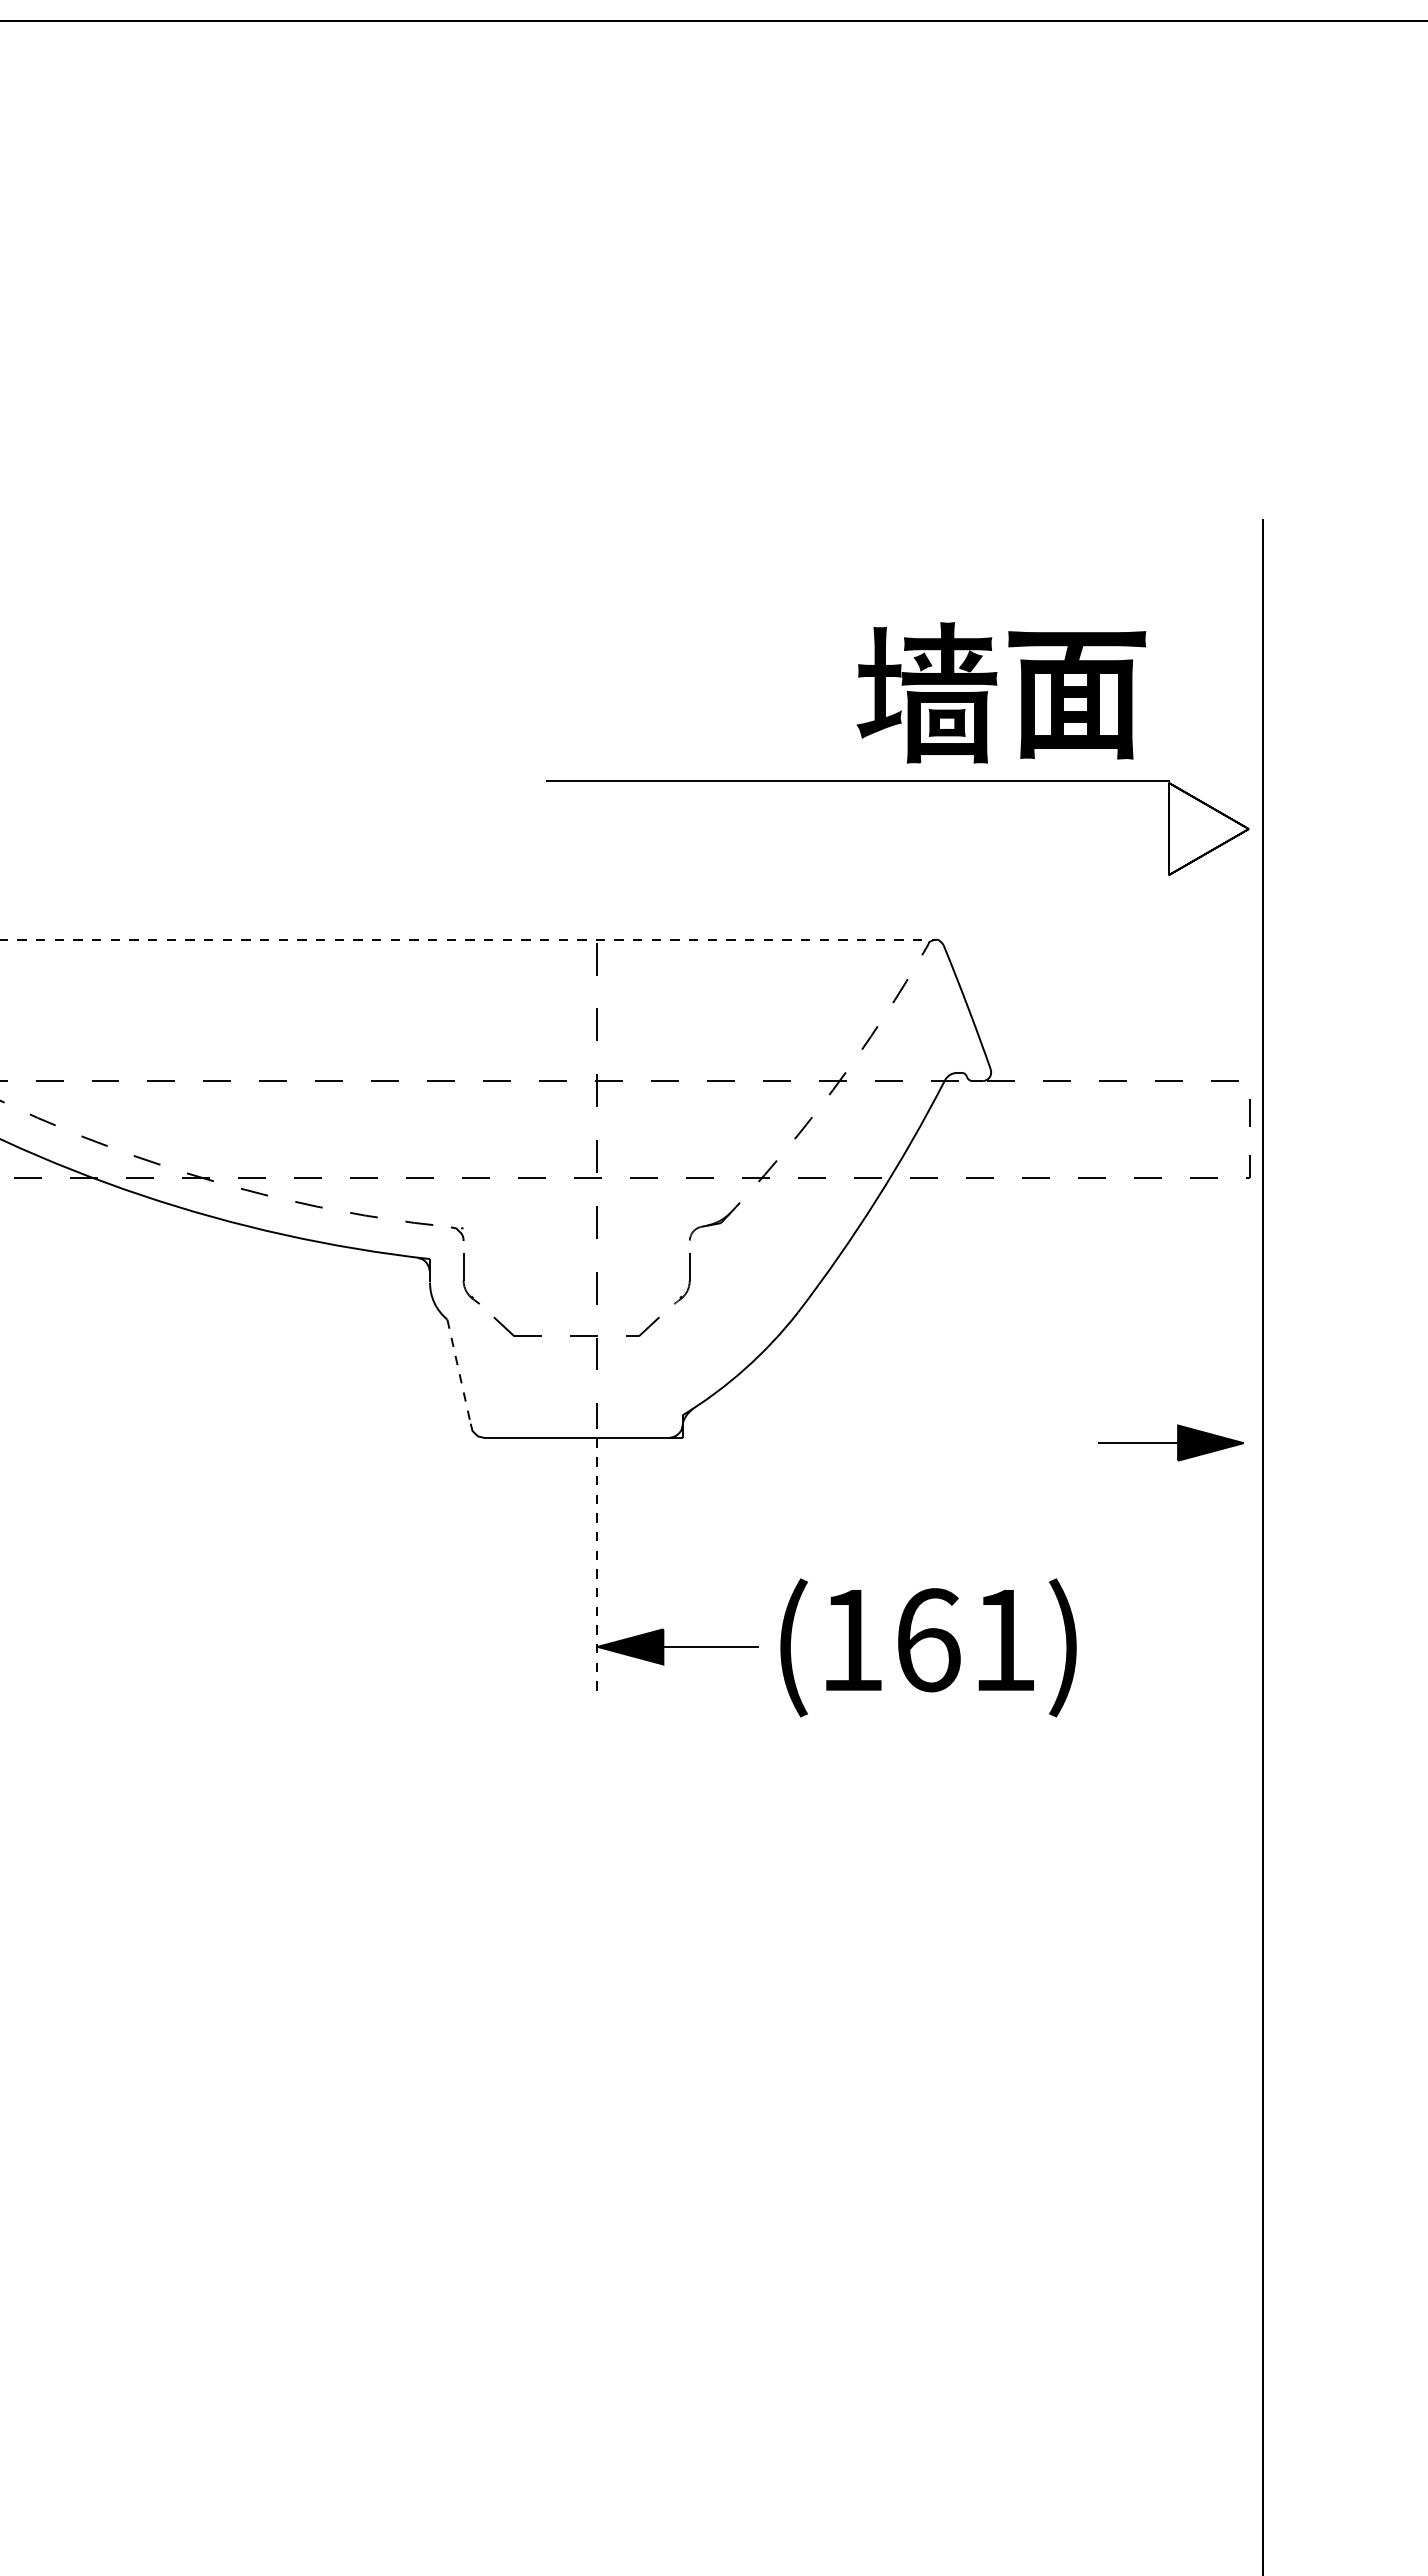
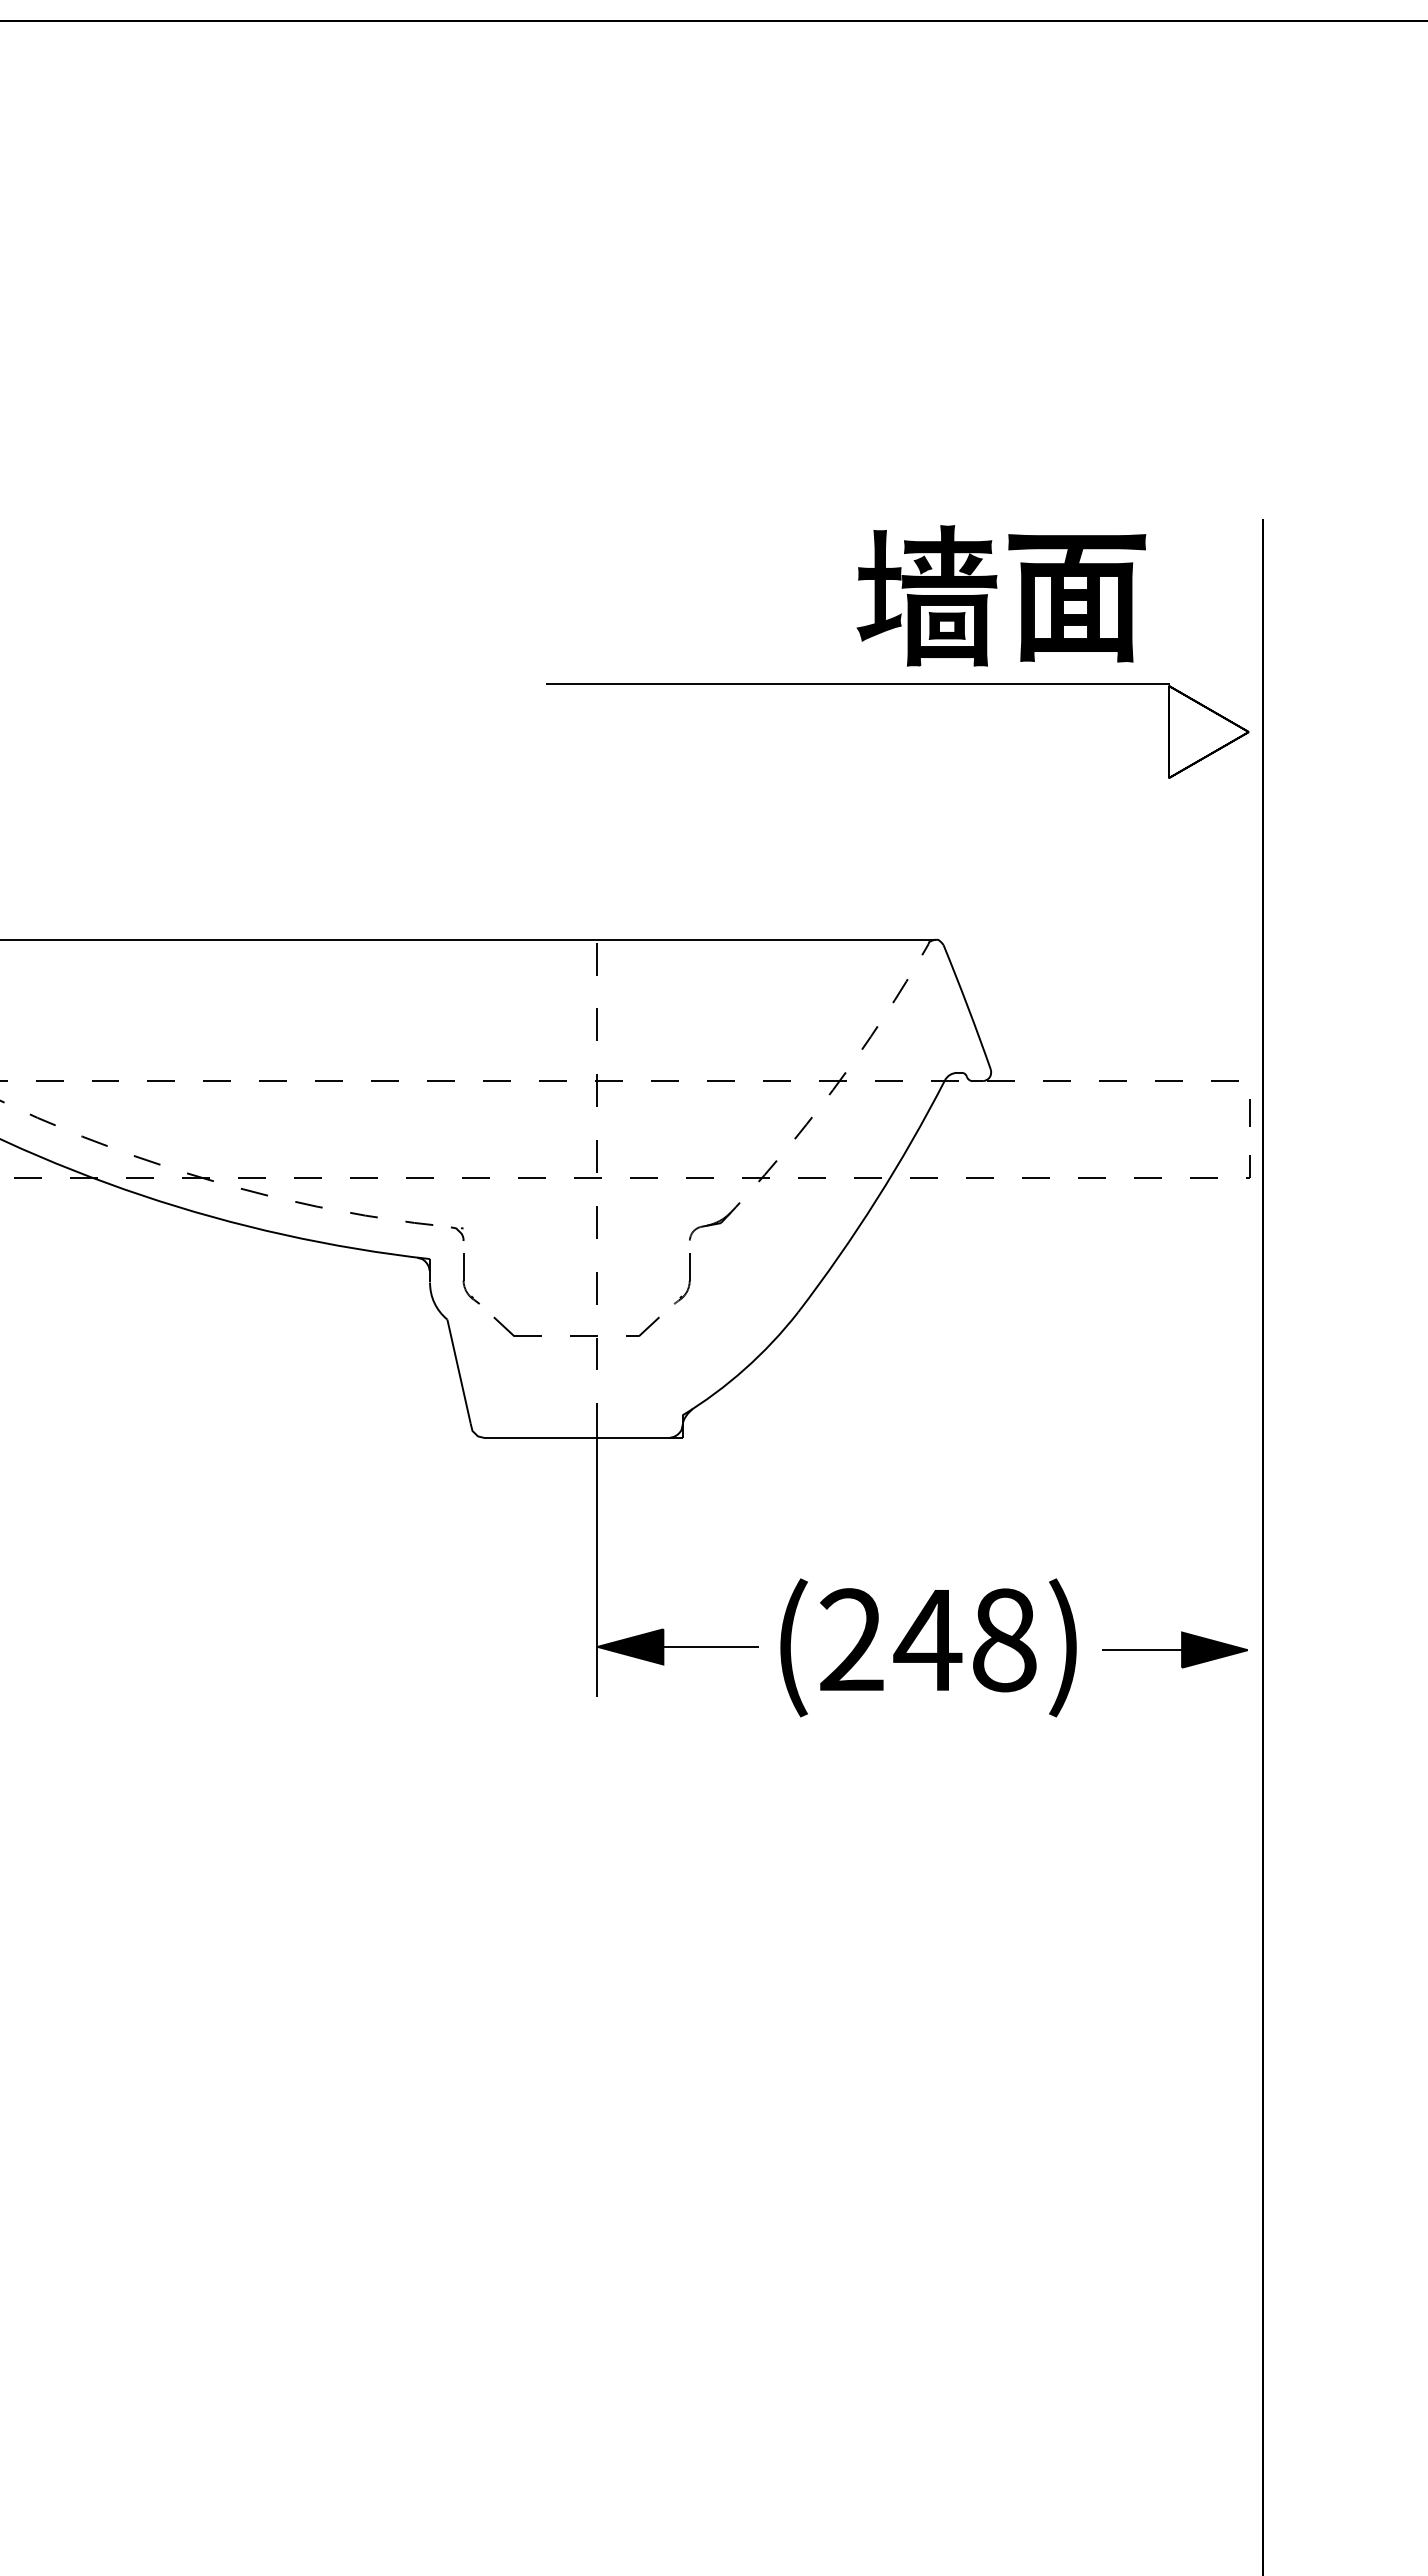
part position: (907, 748) -> (907, 651) (907, 651)
line: dashed -> solid (468, 939)
line: dashed -> solid (459, 1372)
part position: (1170, 1442) -> (1174, 1649) (1174, 1649)
line: dashed -> solid (597, 1558)
text: (161) -> (248) (928, 1640)
